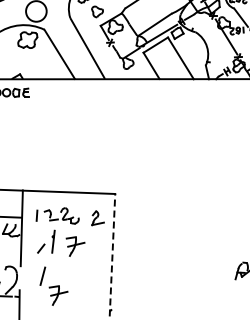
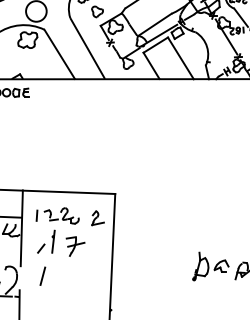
line: dashed -> solid (112, 256)
part: none -> present (210, 266)
part: present -> none (58, 295)
